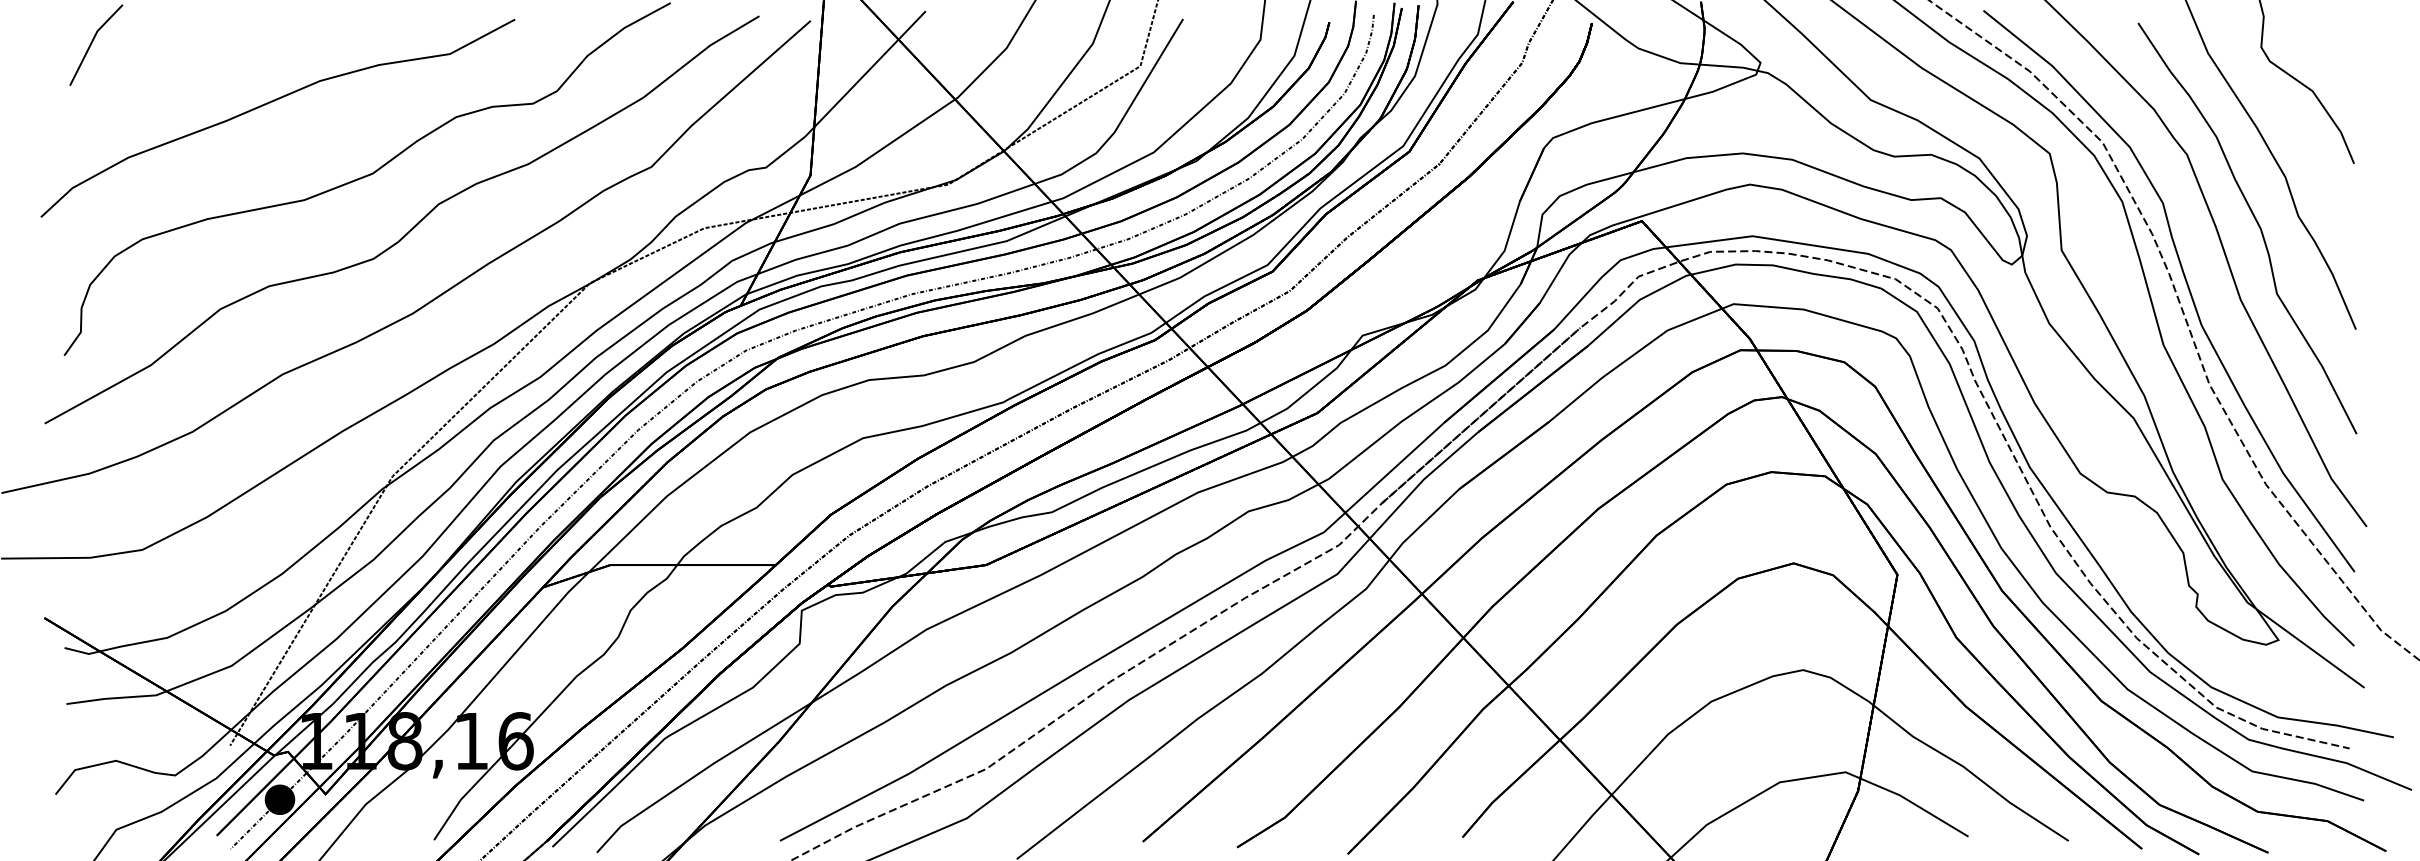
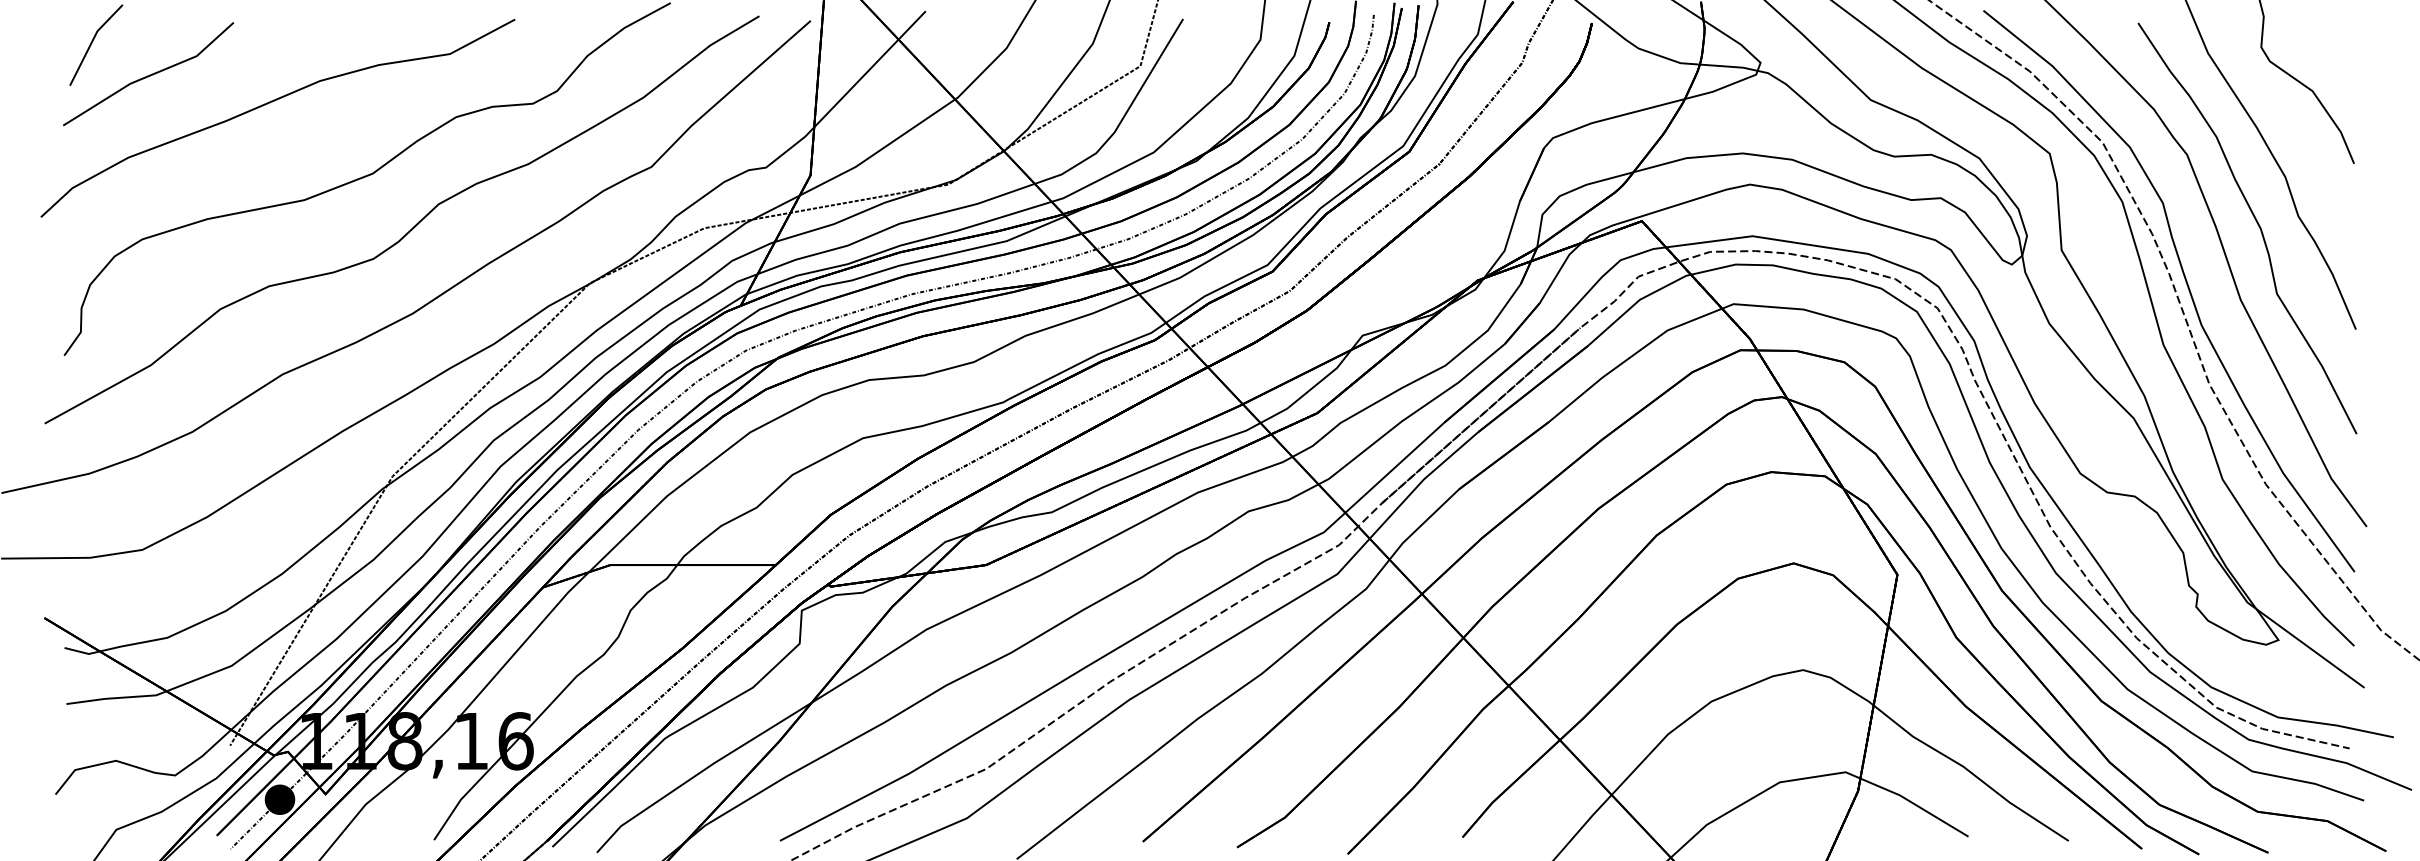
part: none -> present (148, 74)
